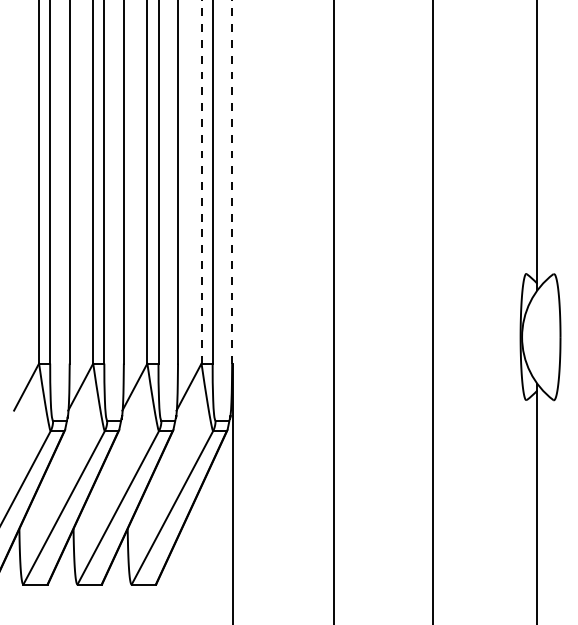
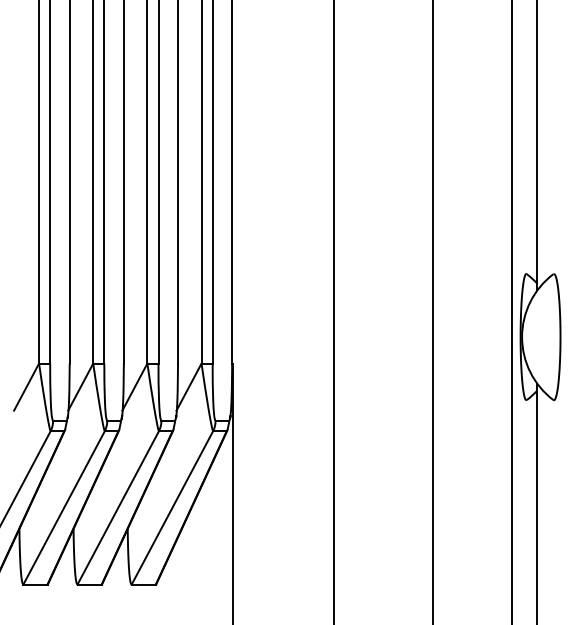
line: dashed -> solid (201, 181)
line: dashed -> solid (232, 181)
line: none -> present (511, 311)
